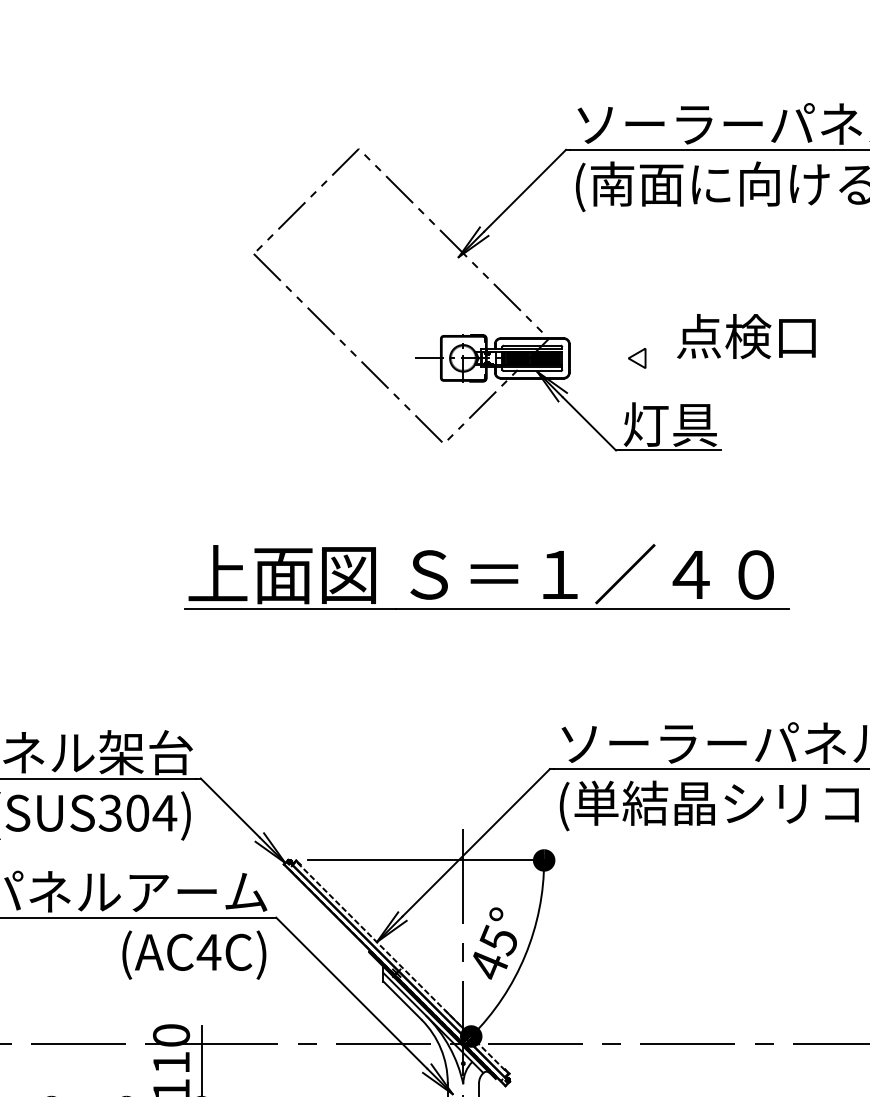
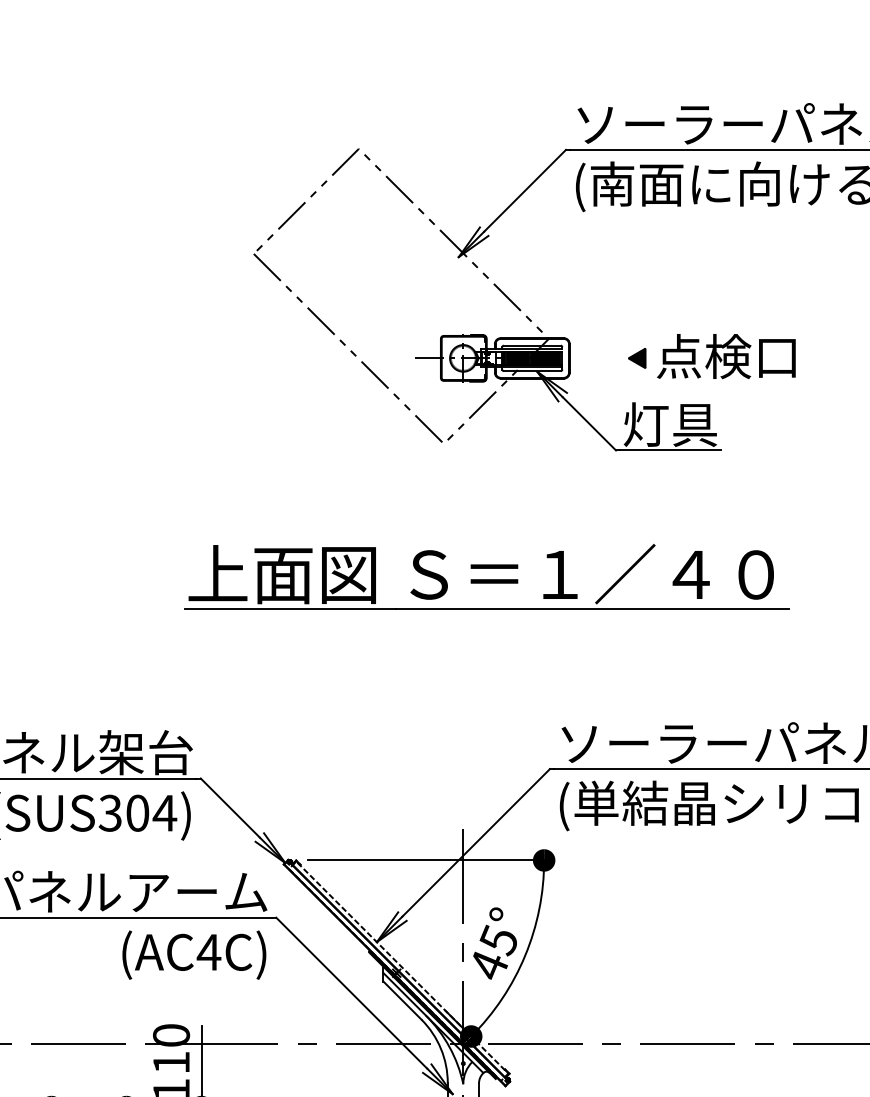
text position: (746, 336) -> (726, 356) (726, 356)
fill: none -> present (636, 358)
